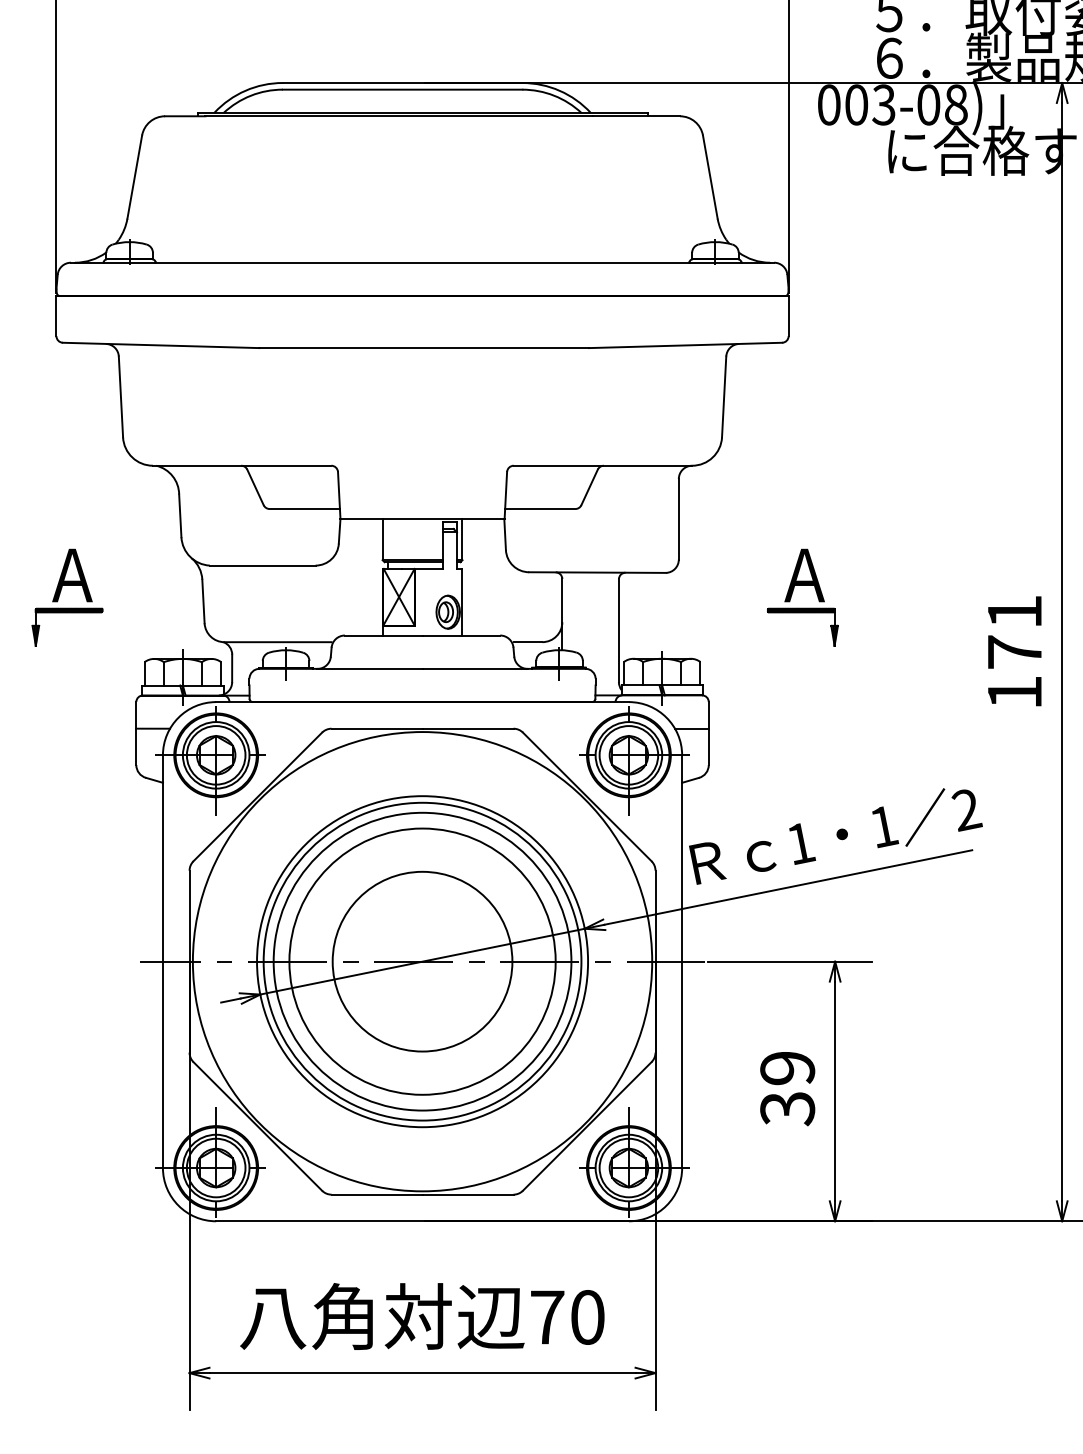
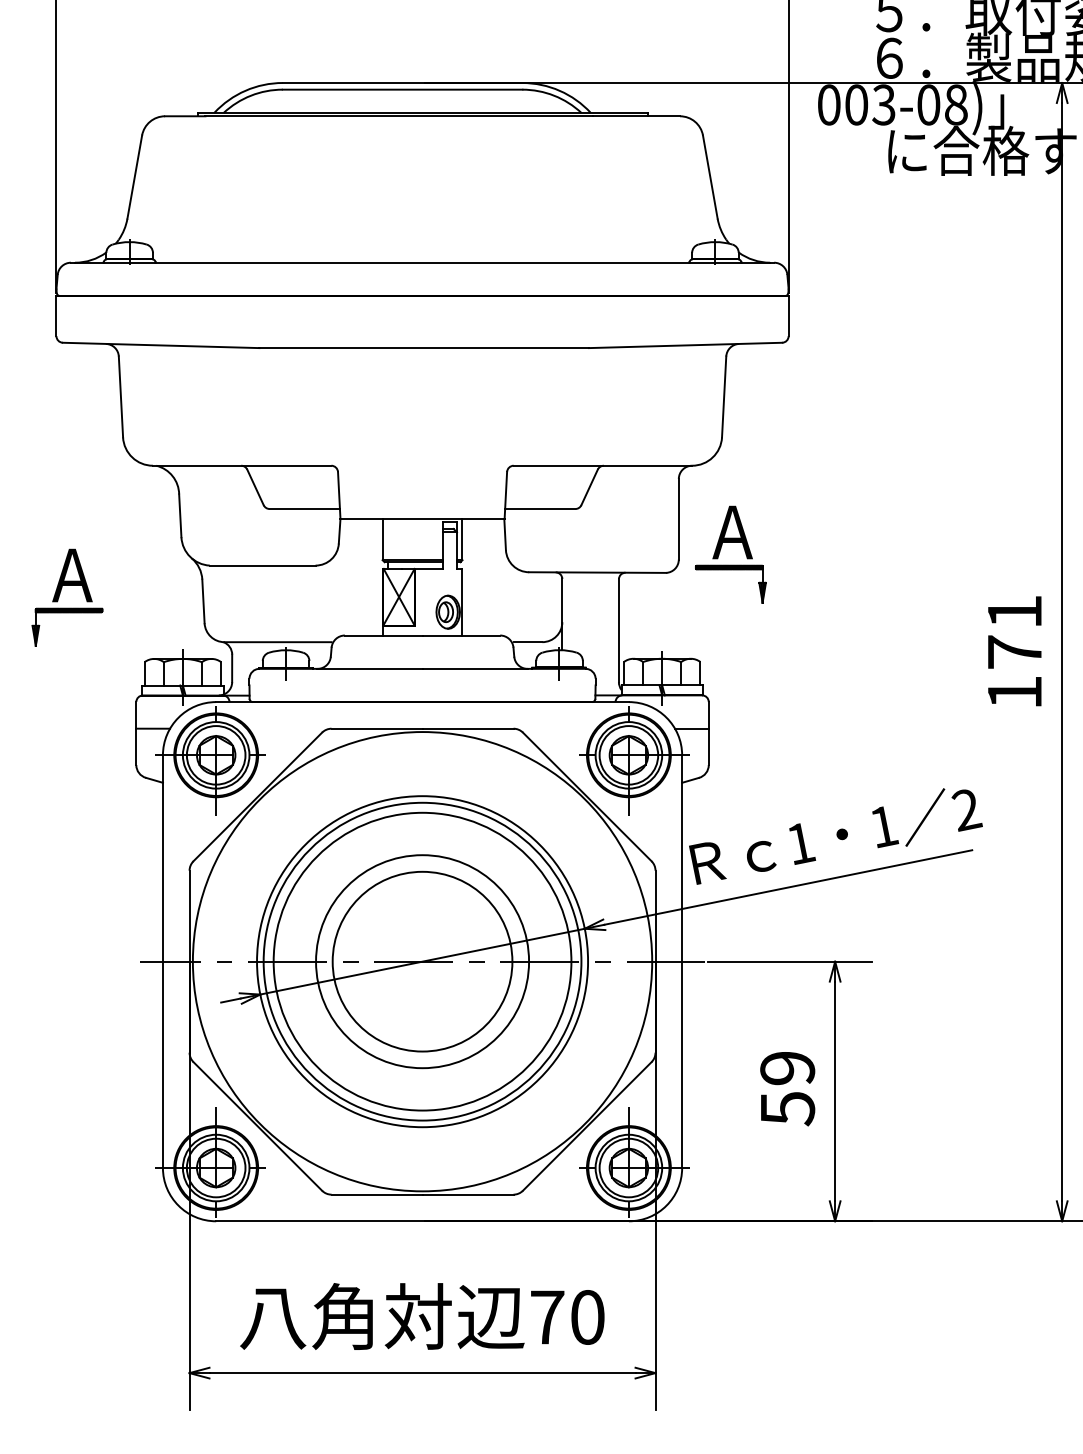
part position: (802, 607) -> (730, 564) (730, 564)
circle diameter: 266 px -> 213 px (422, 961)
text: 39 -> 59 (787, 1109)
